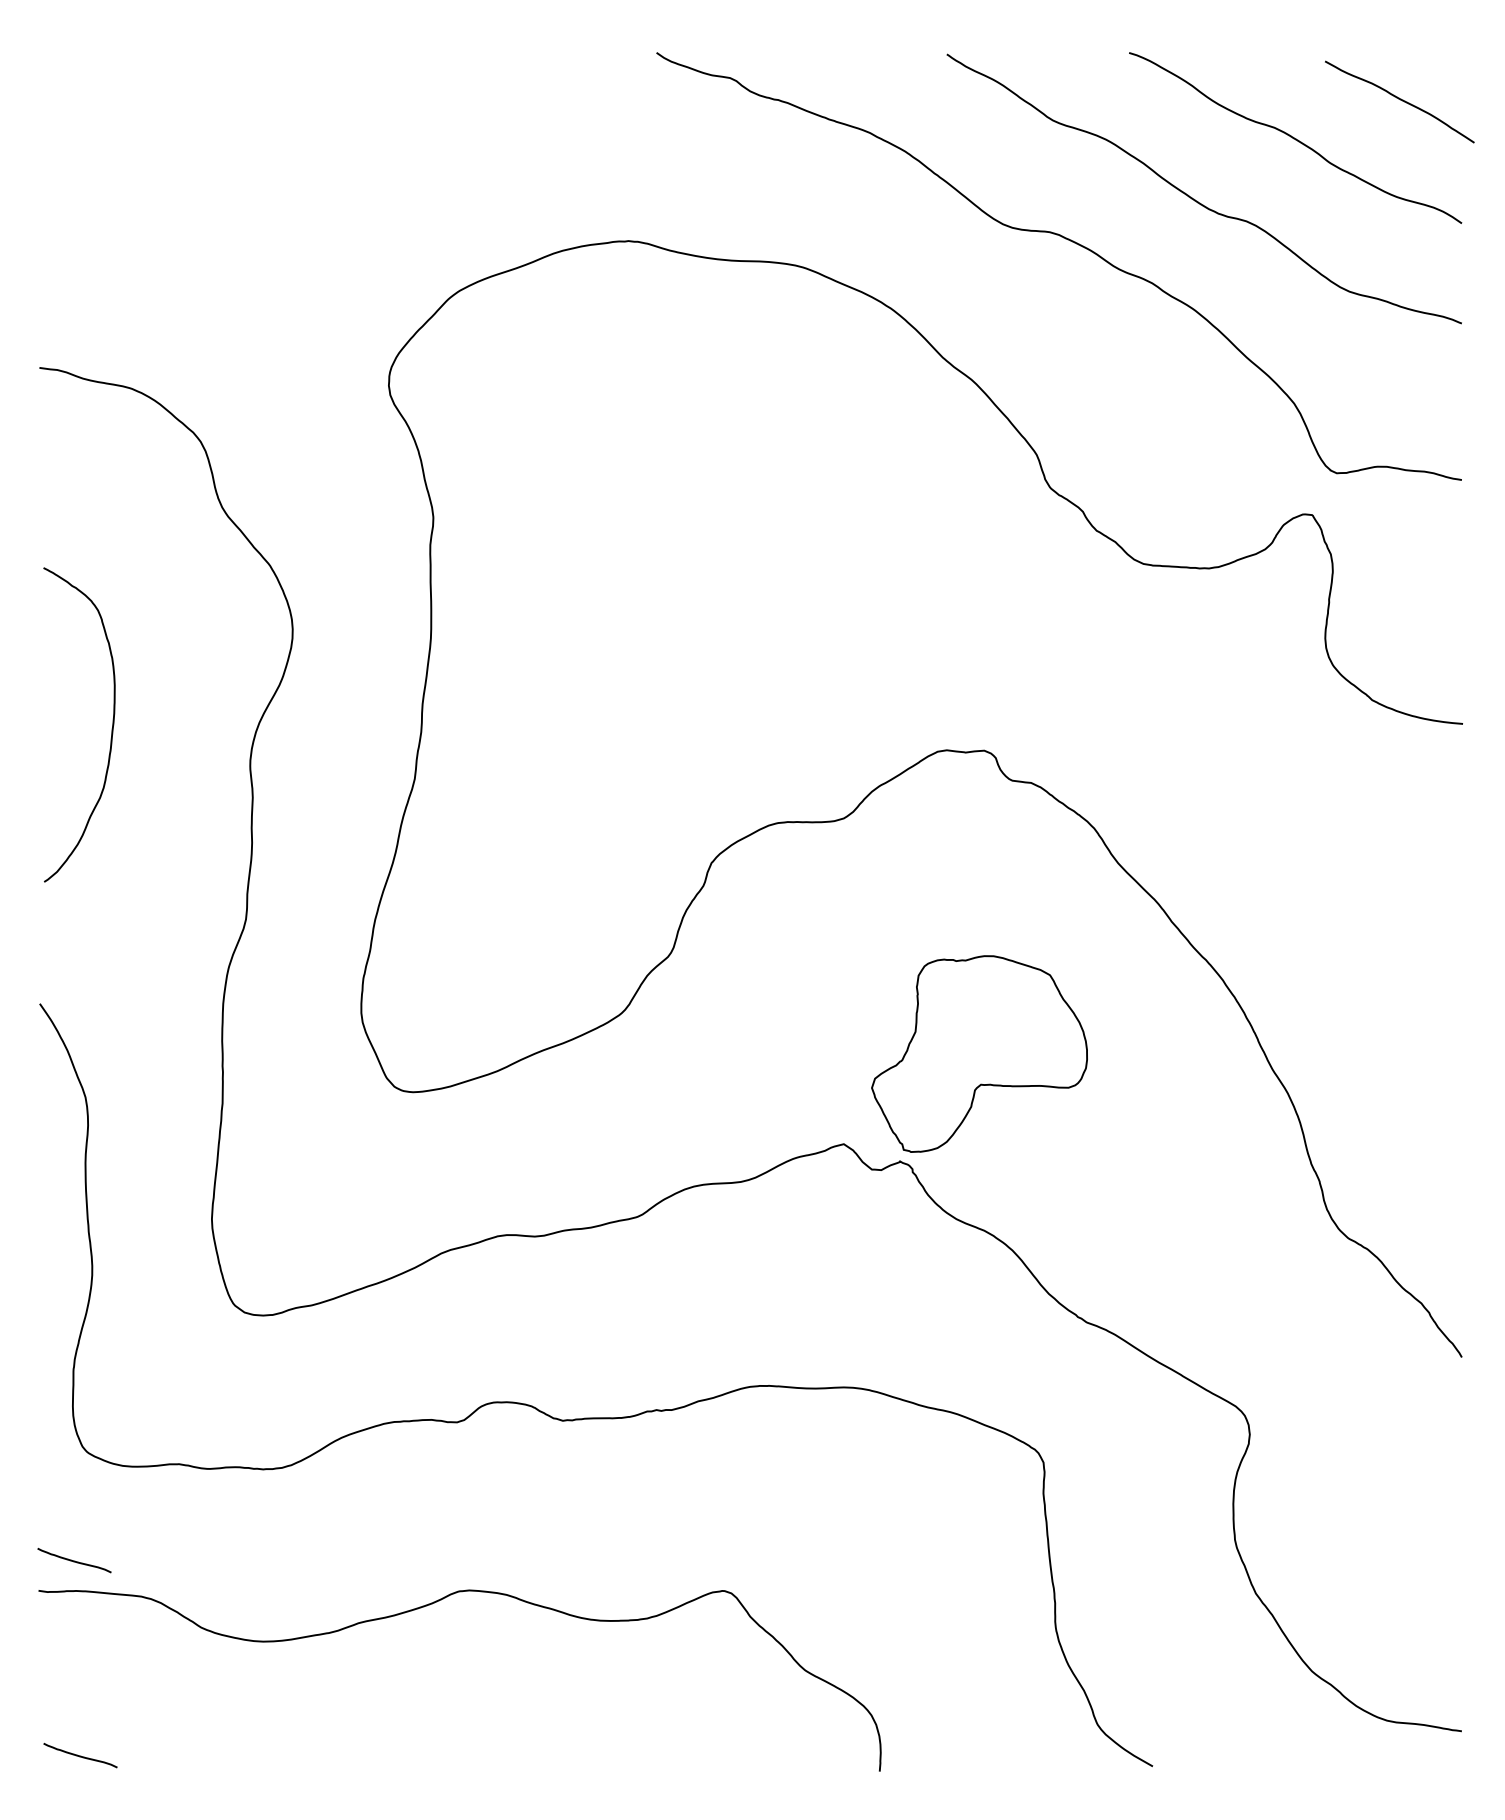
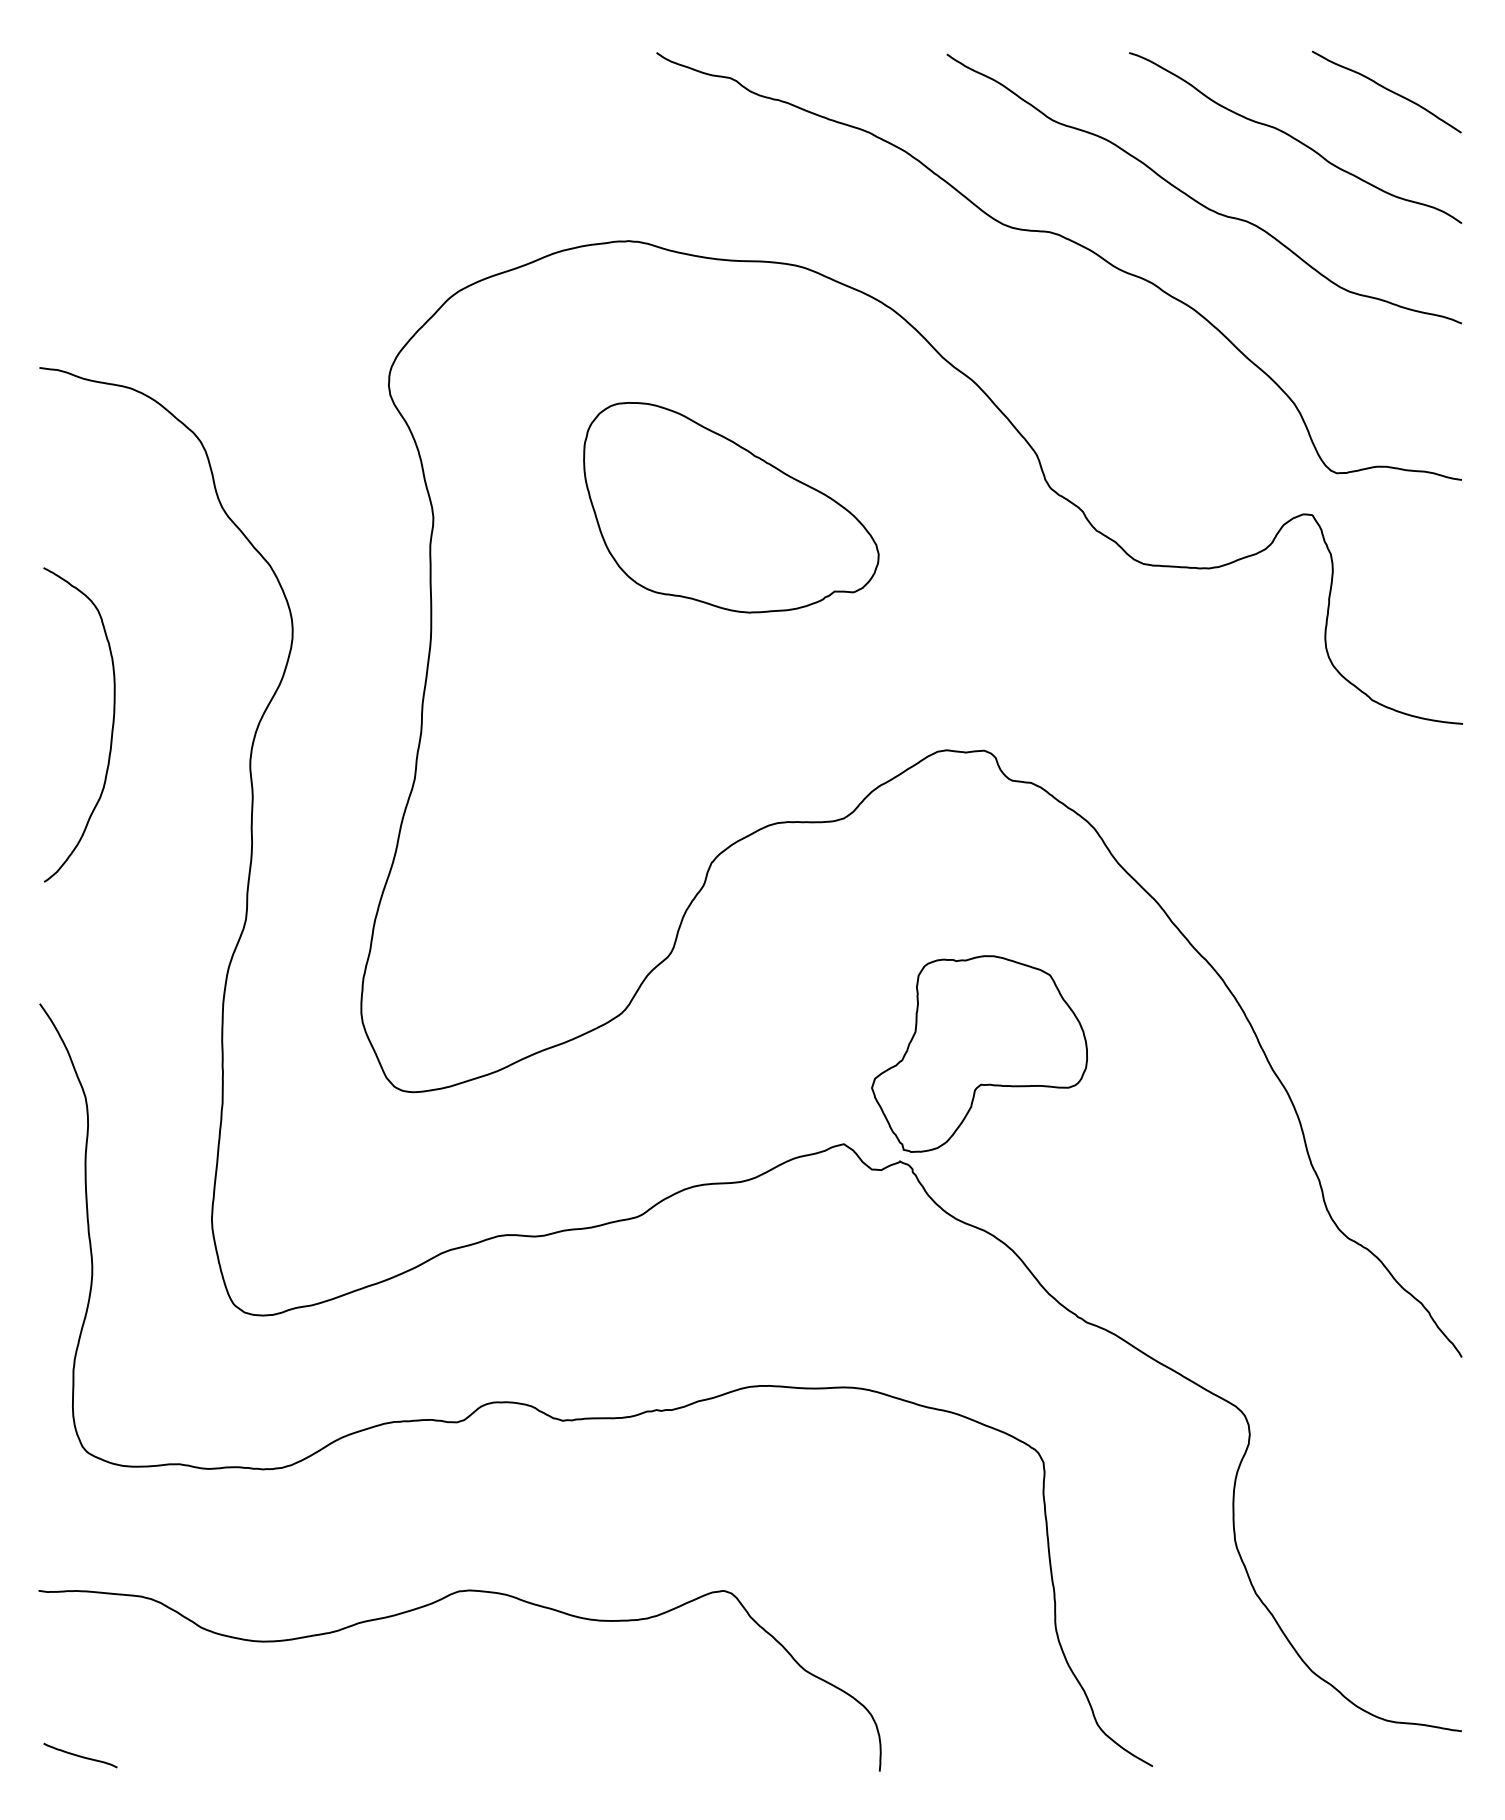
curve position: (1400, 100) -> (1387, 90) (1387, 90)
part: none -> present (731, 507)
curve: present -> none (74, 1560)
